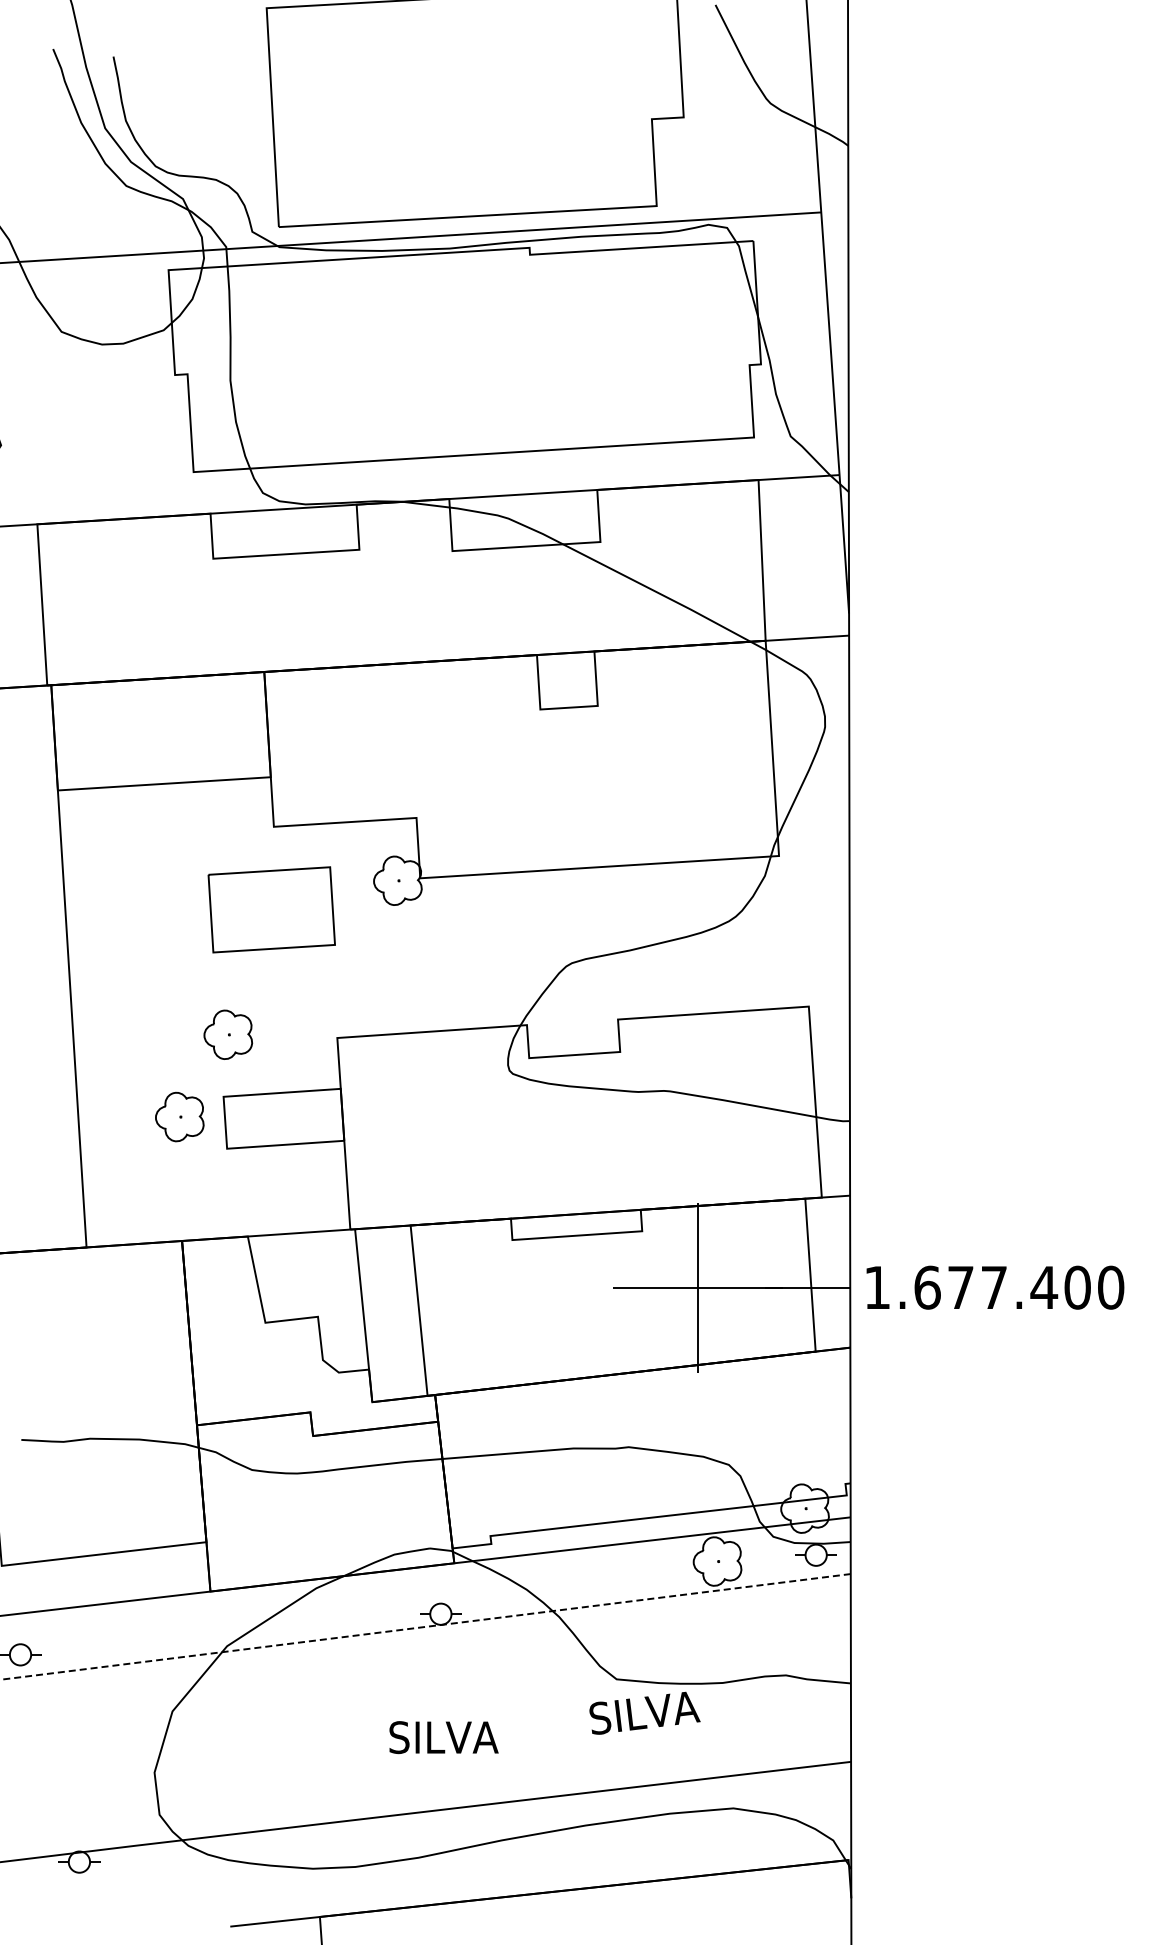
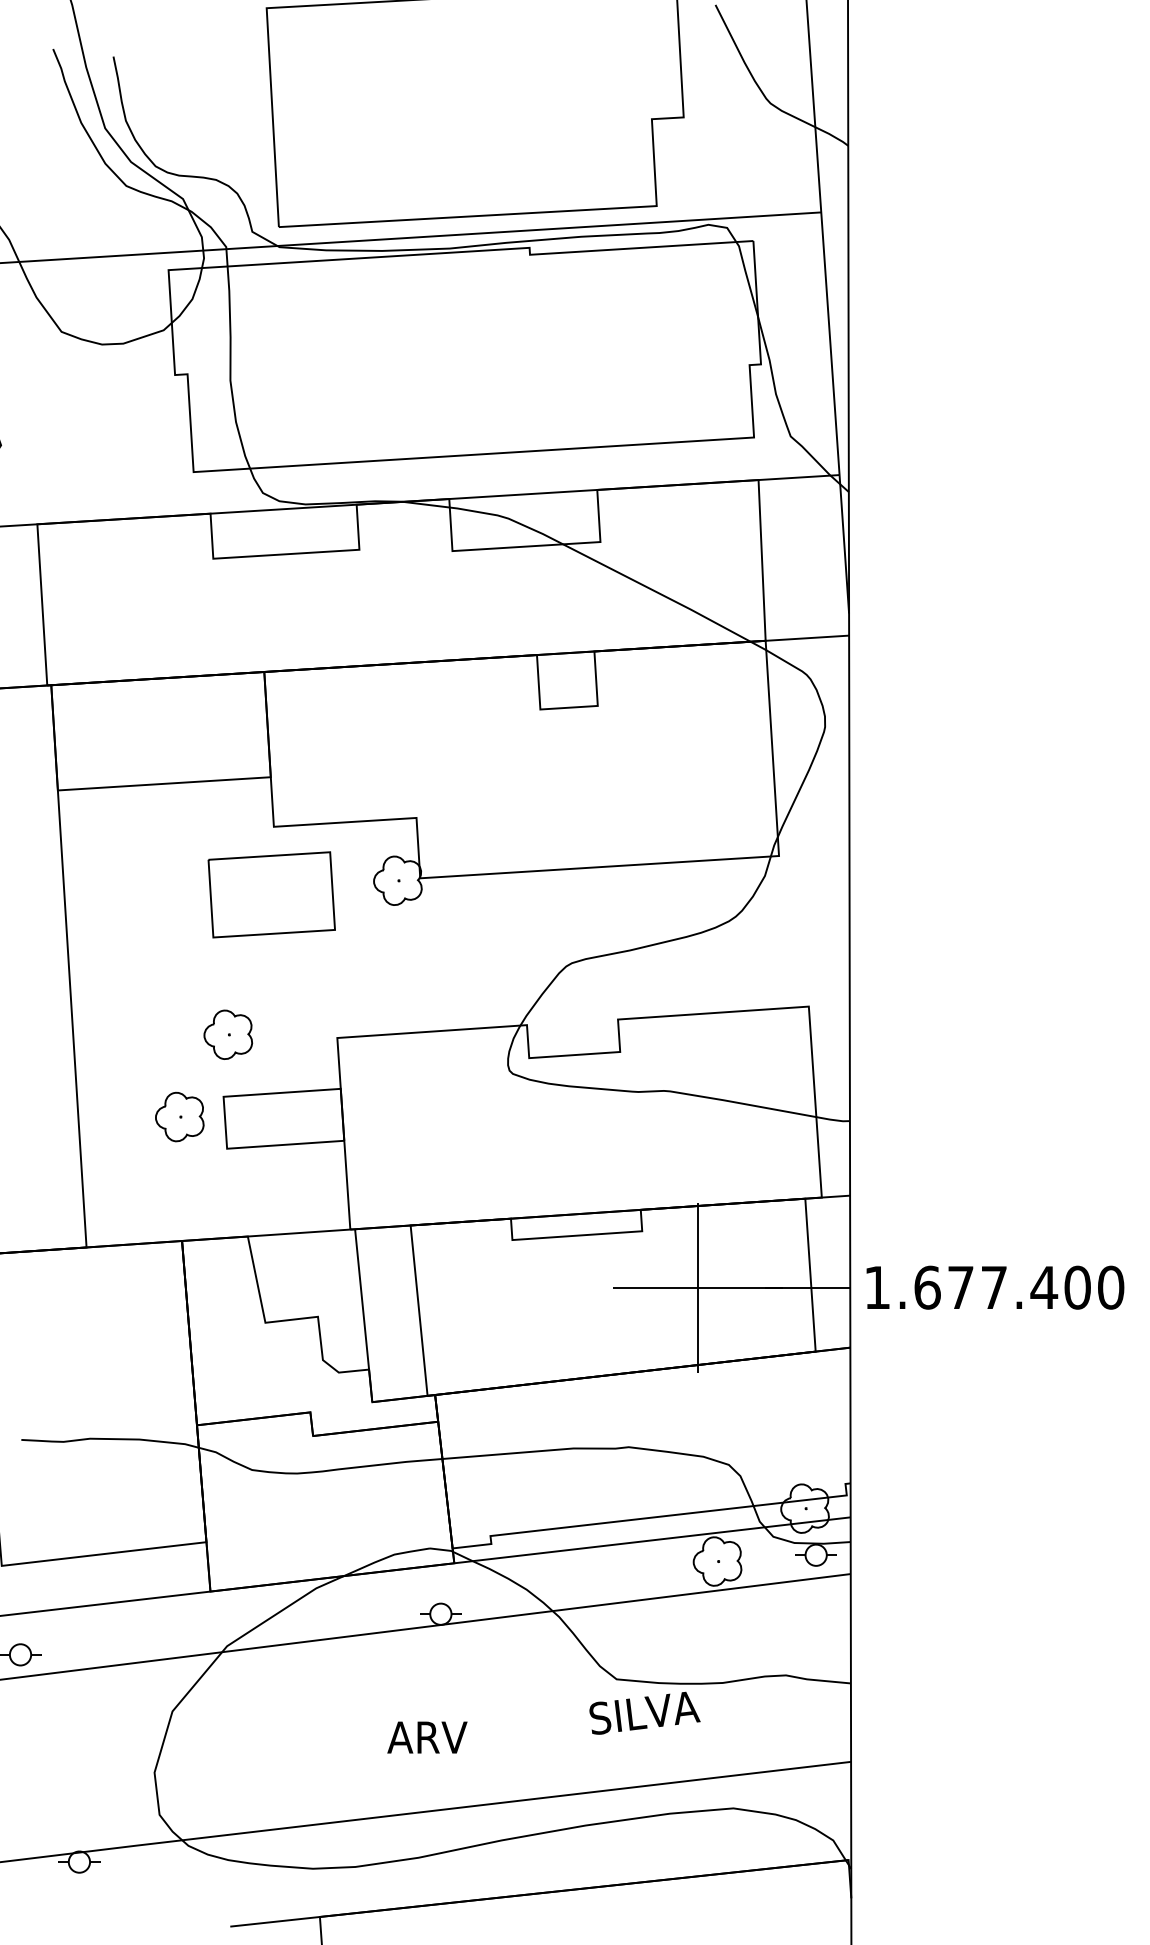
part position: (271, 909) -> (271, 894) (271, 894)
line: dashed -> solid (425, 1626)
text: SILVA -> ARV (442, 1737)
